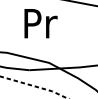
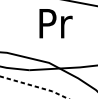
text position: (40, 23) -> (55, 23) (55, 23)
